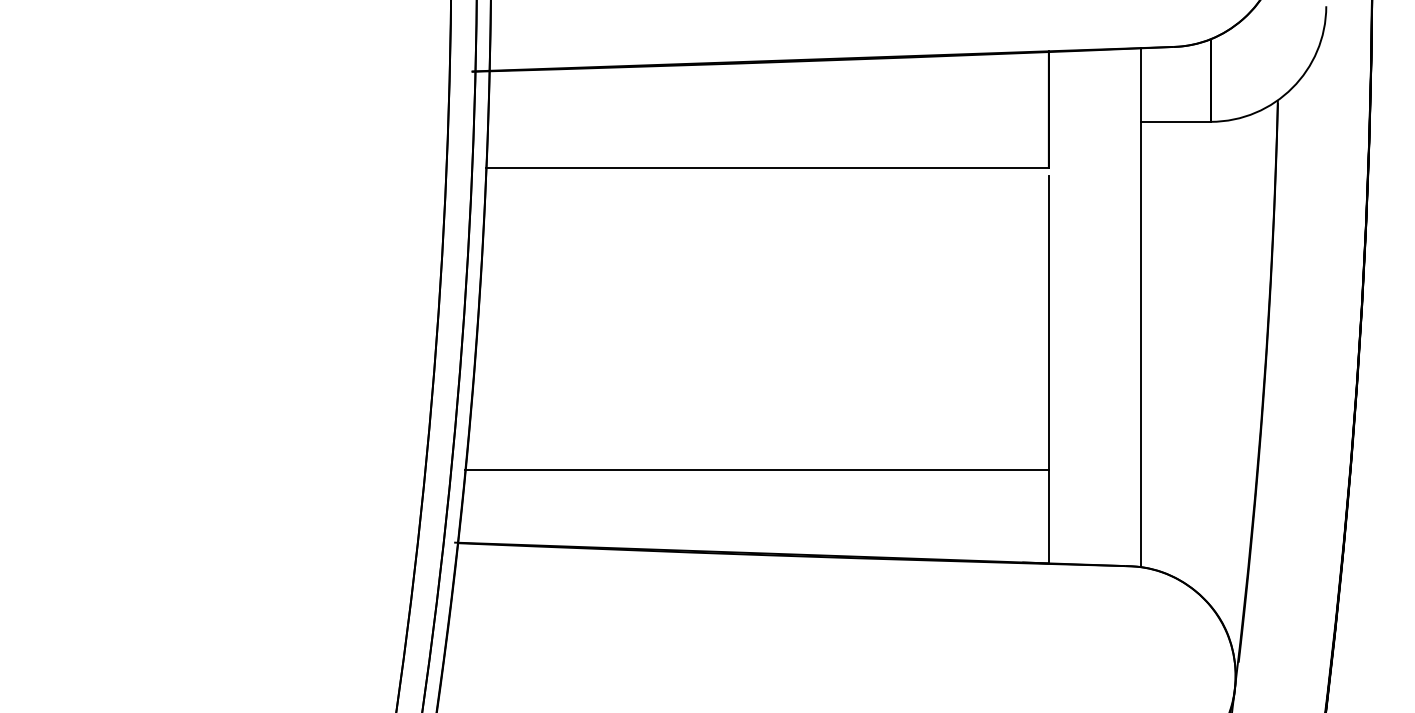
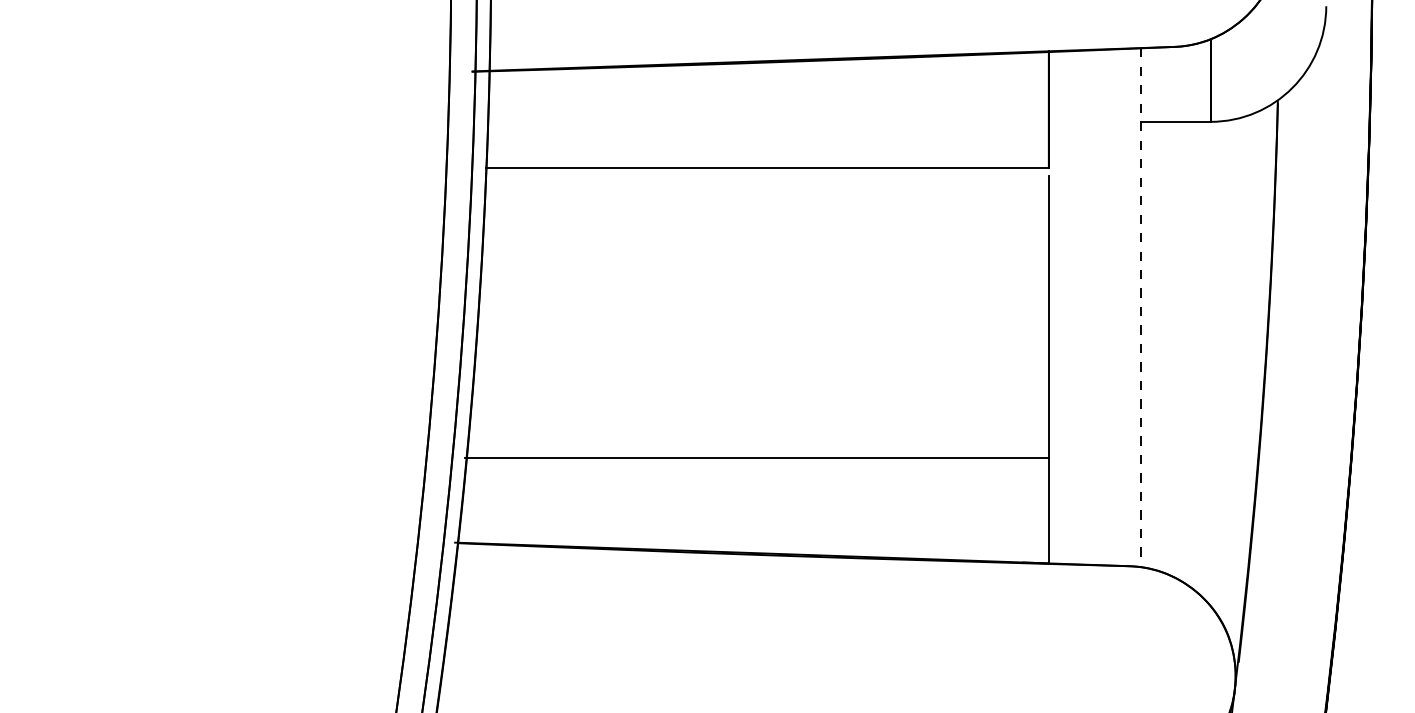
line: solid -> dashed (1141, 307)
line position: (756, 470) -> (756, 458) (756, 458)
